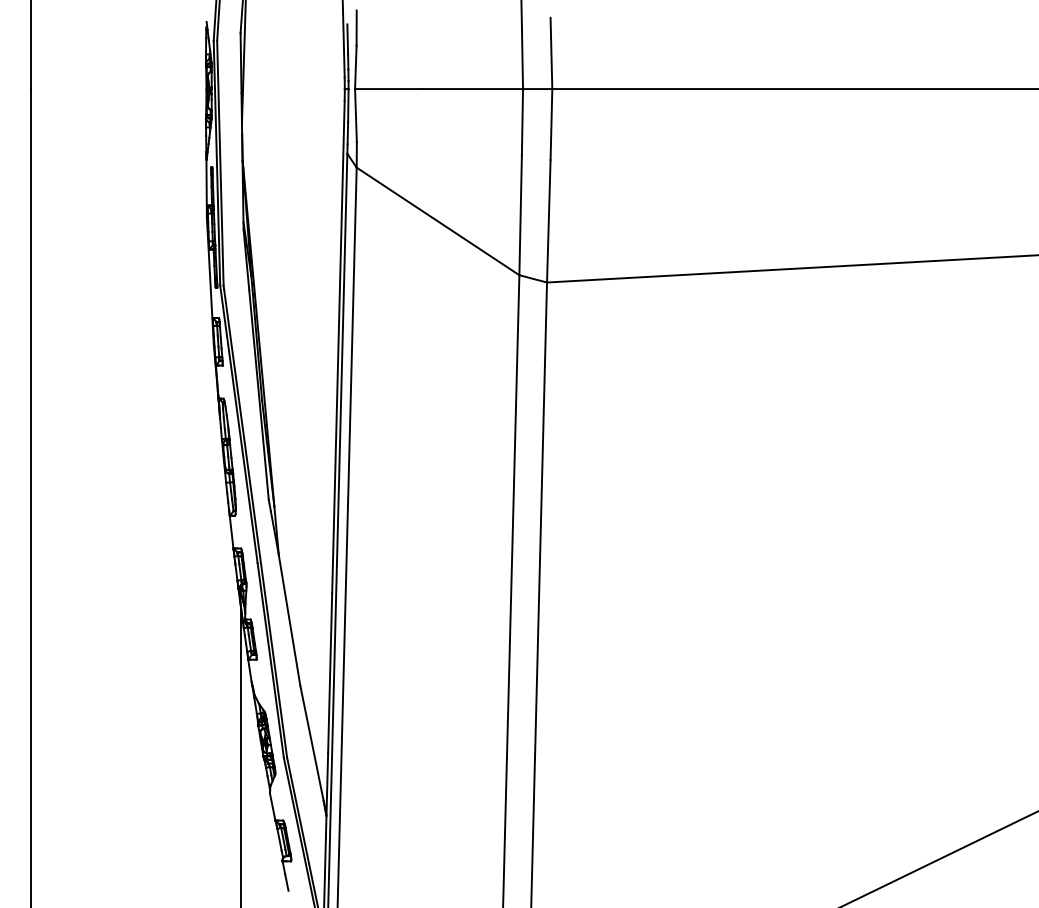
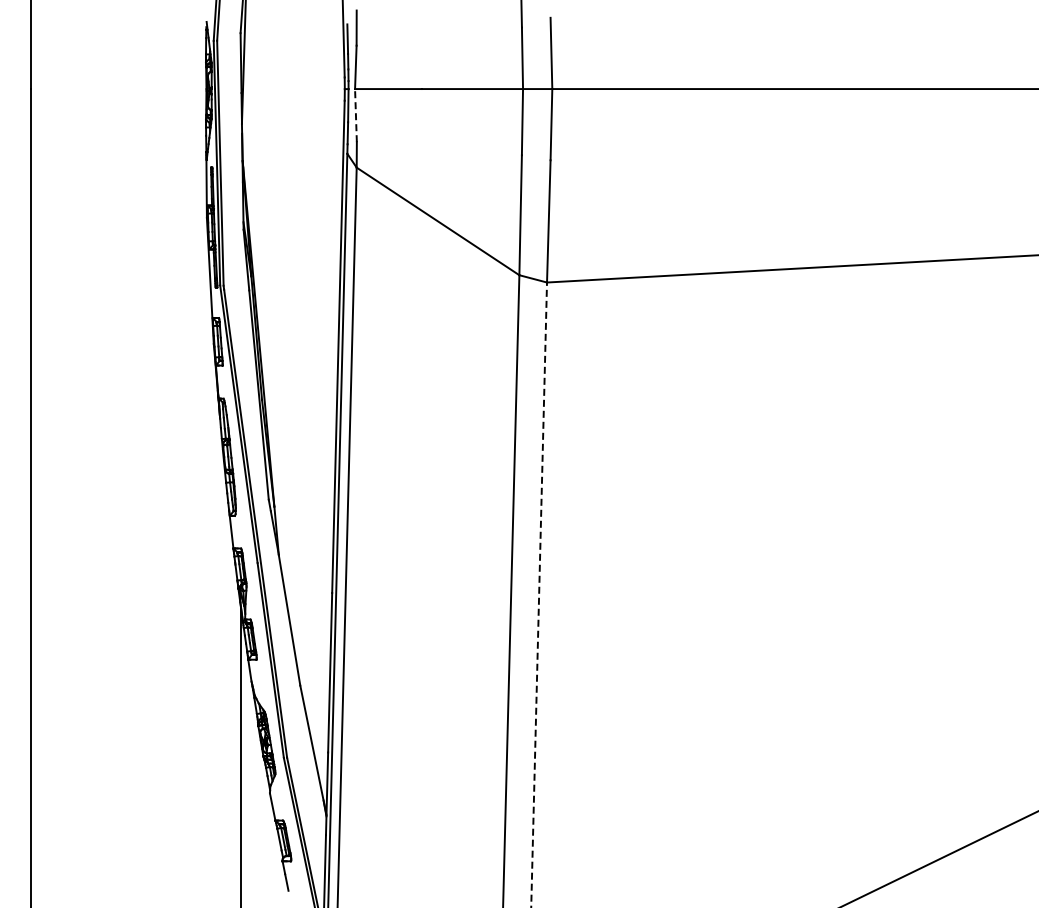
line: solid -> dashed (355, 115)
line: solid -> dashed (539, 595)
